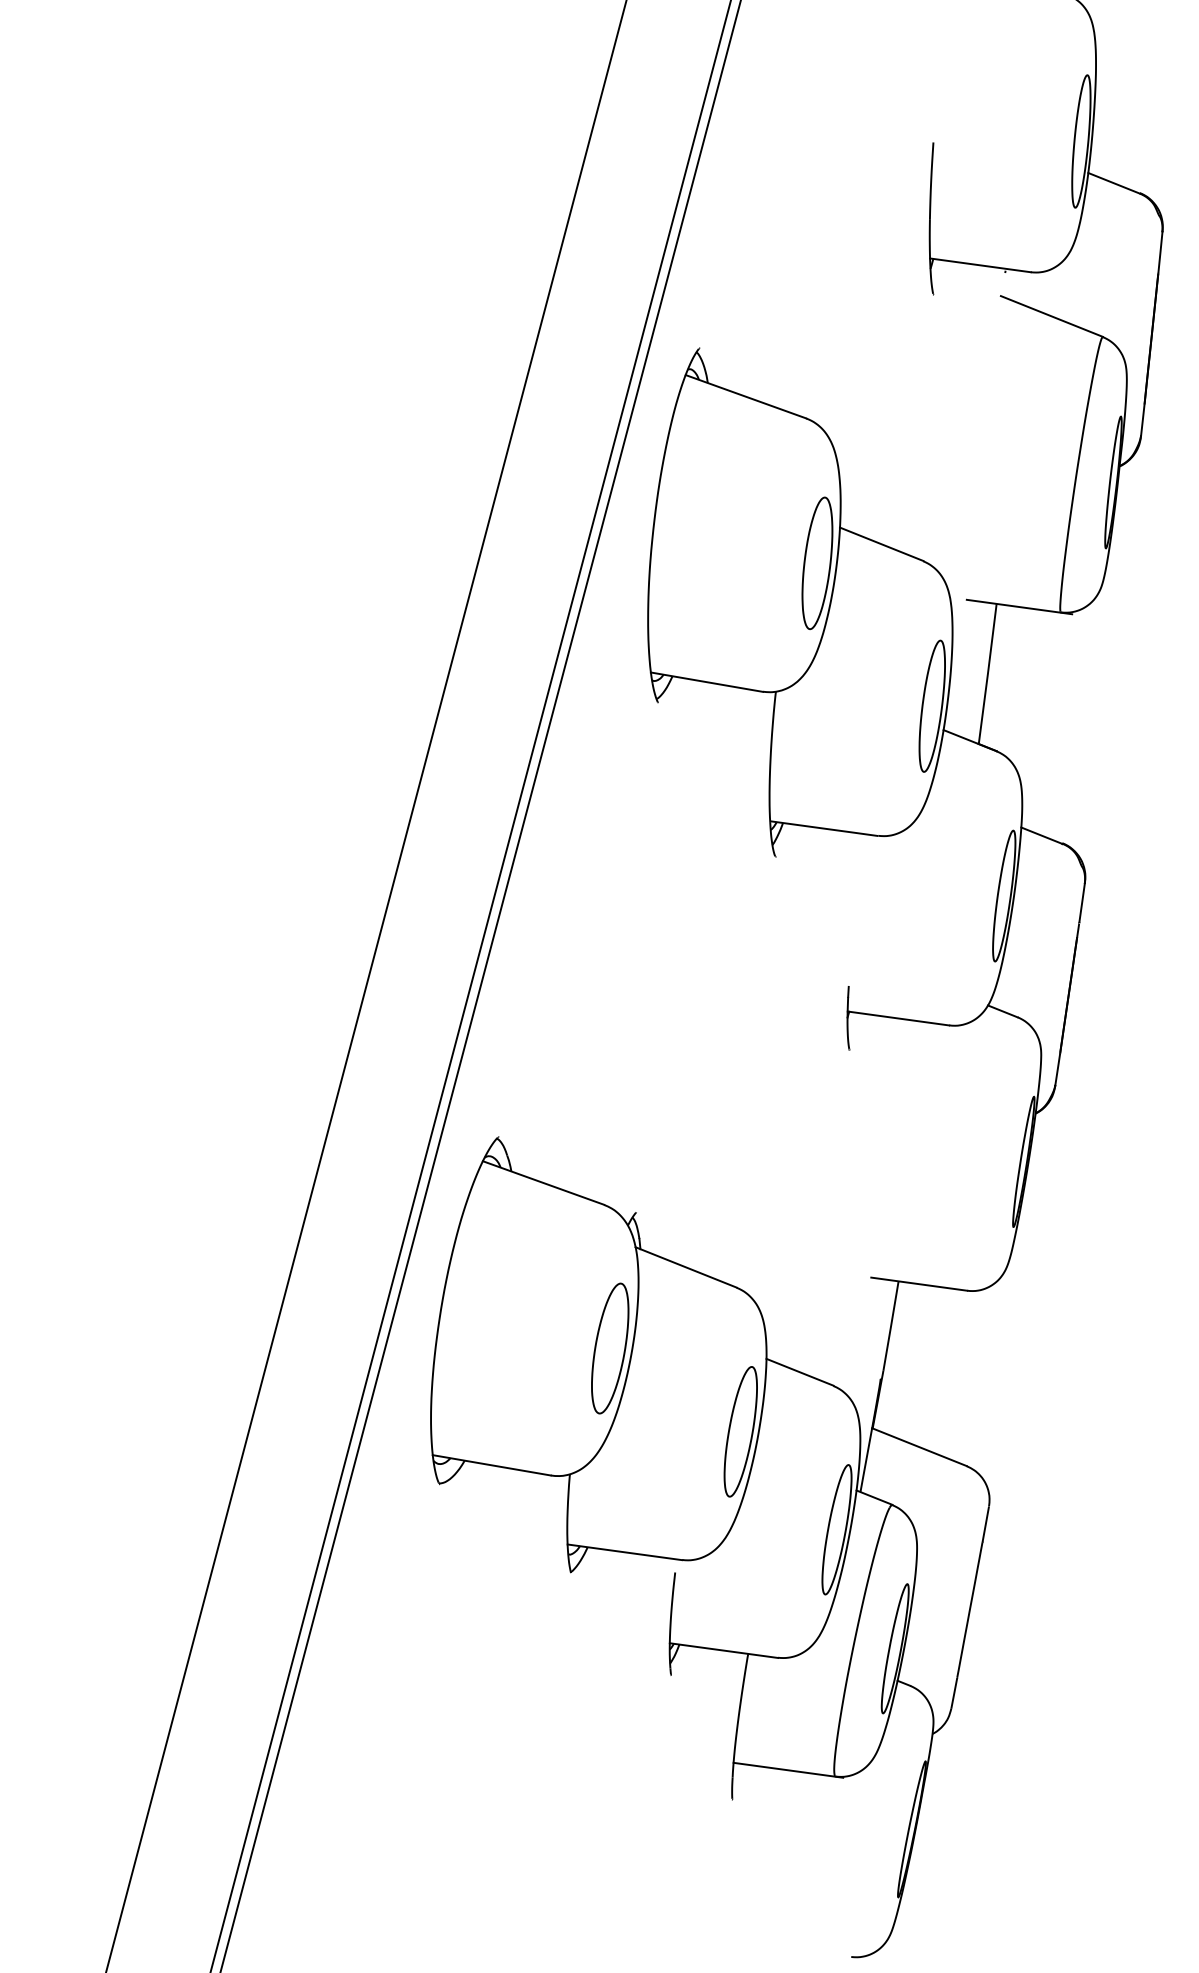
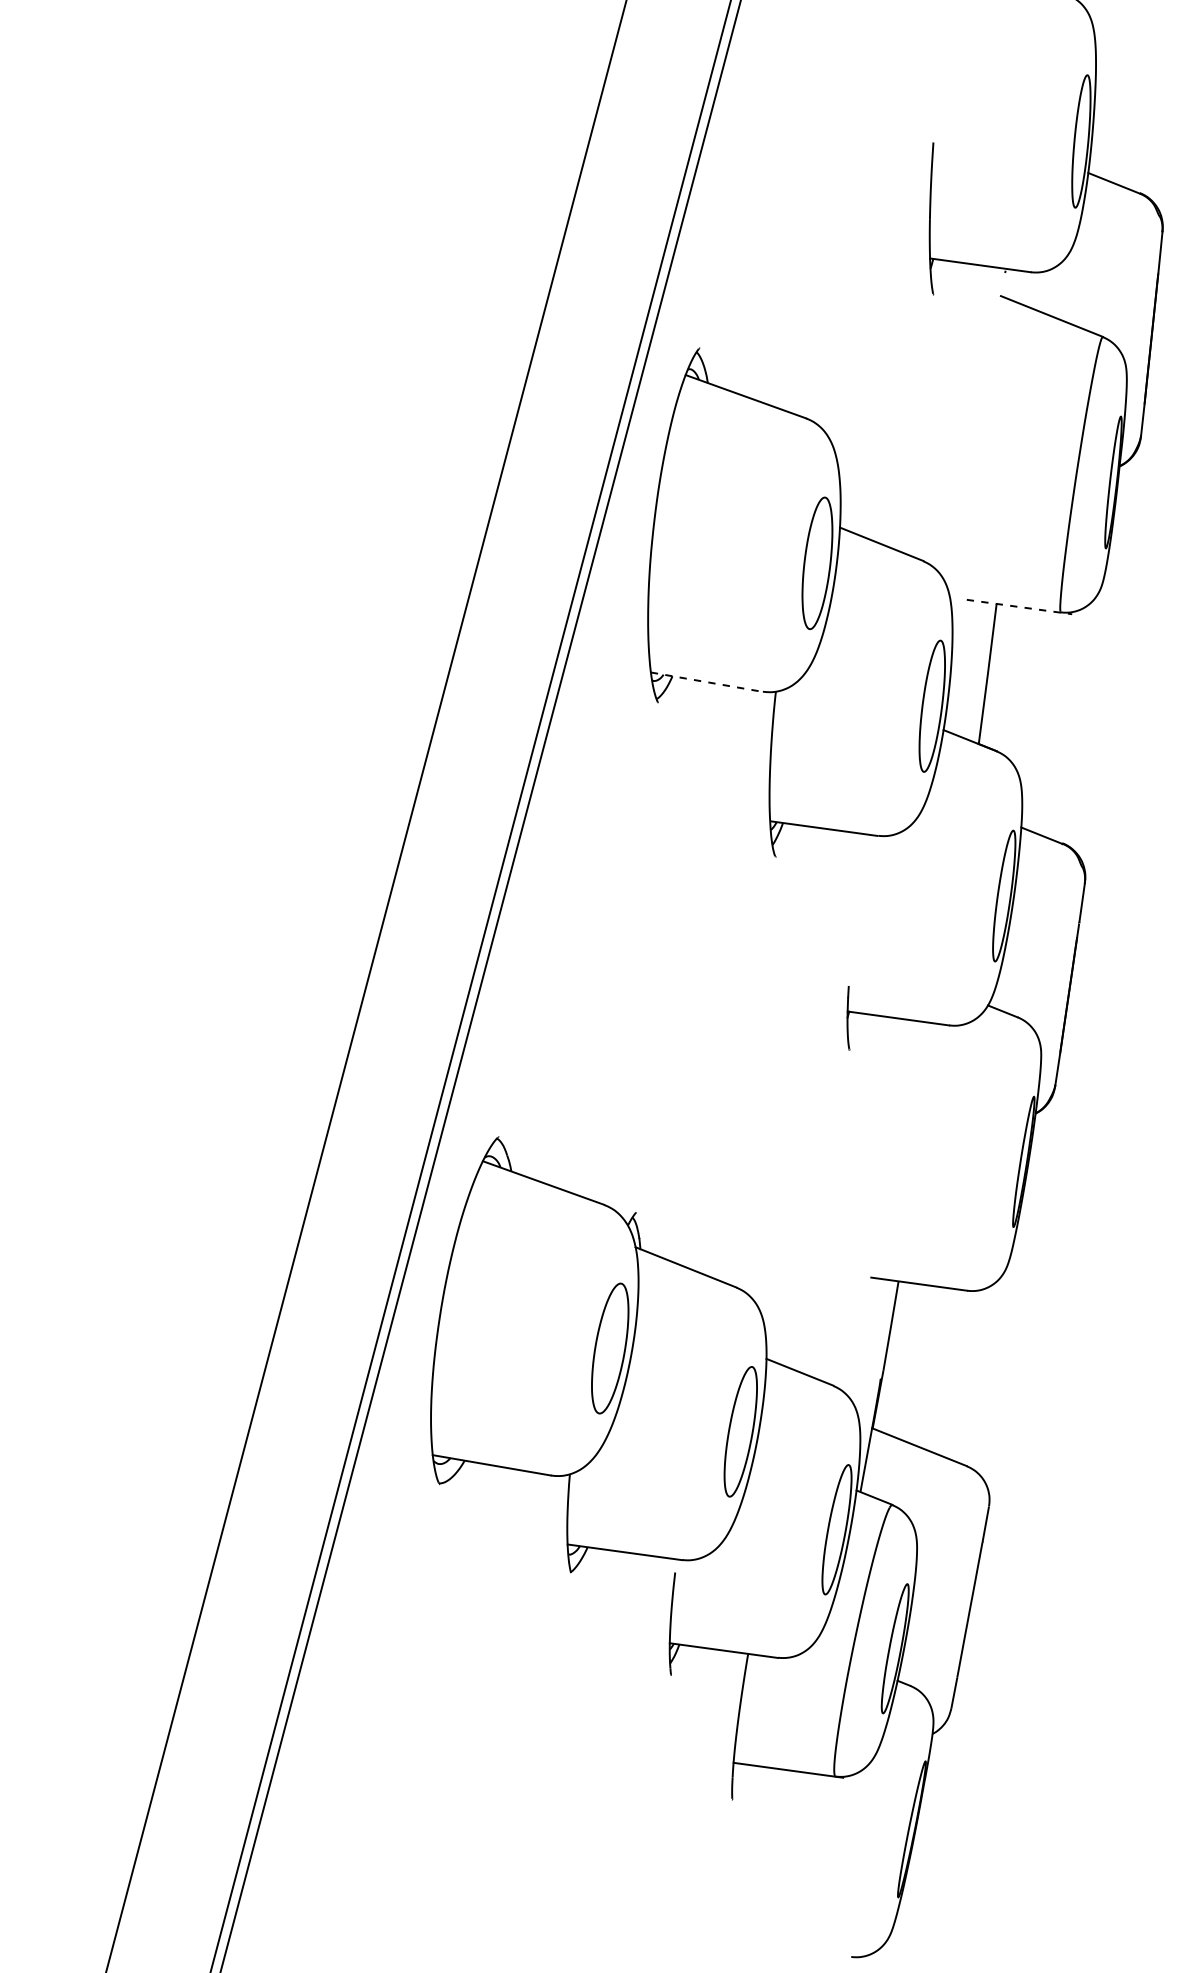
line: solid -> dashed (1020, 607)
line: solid -> dashed (706, 682)
